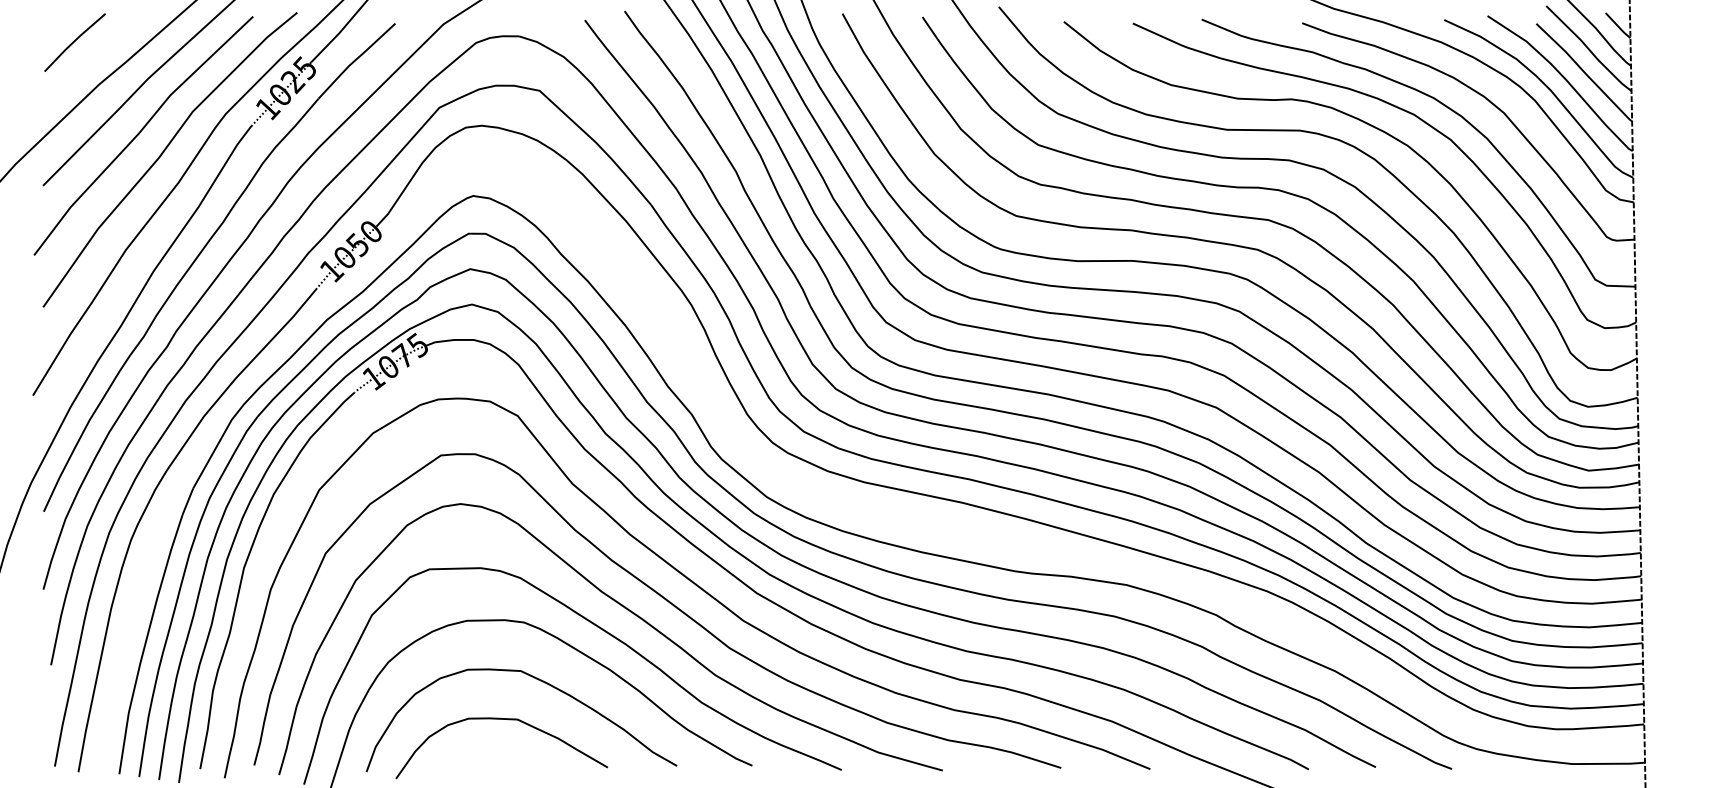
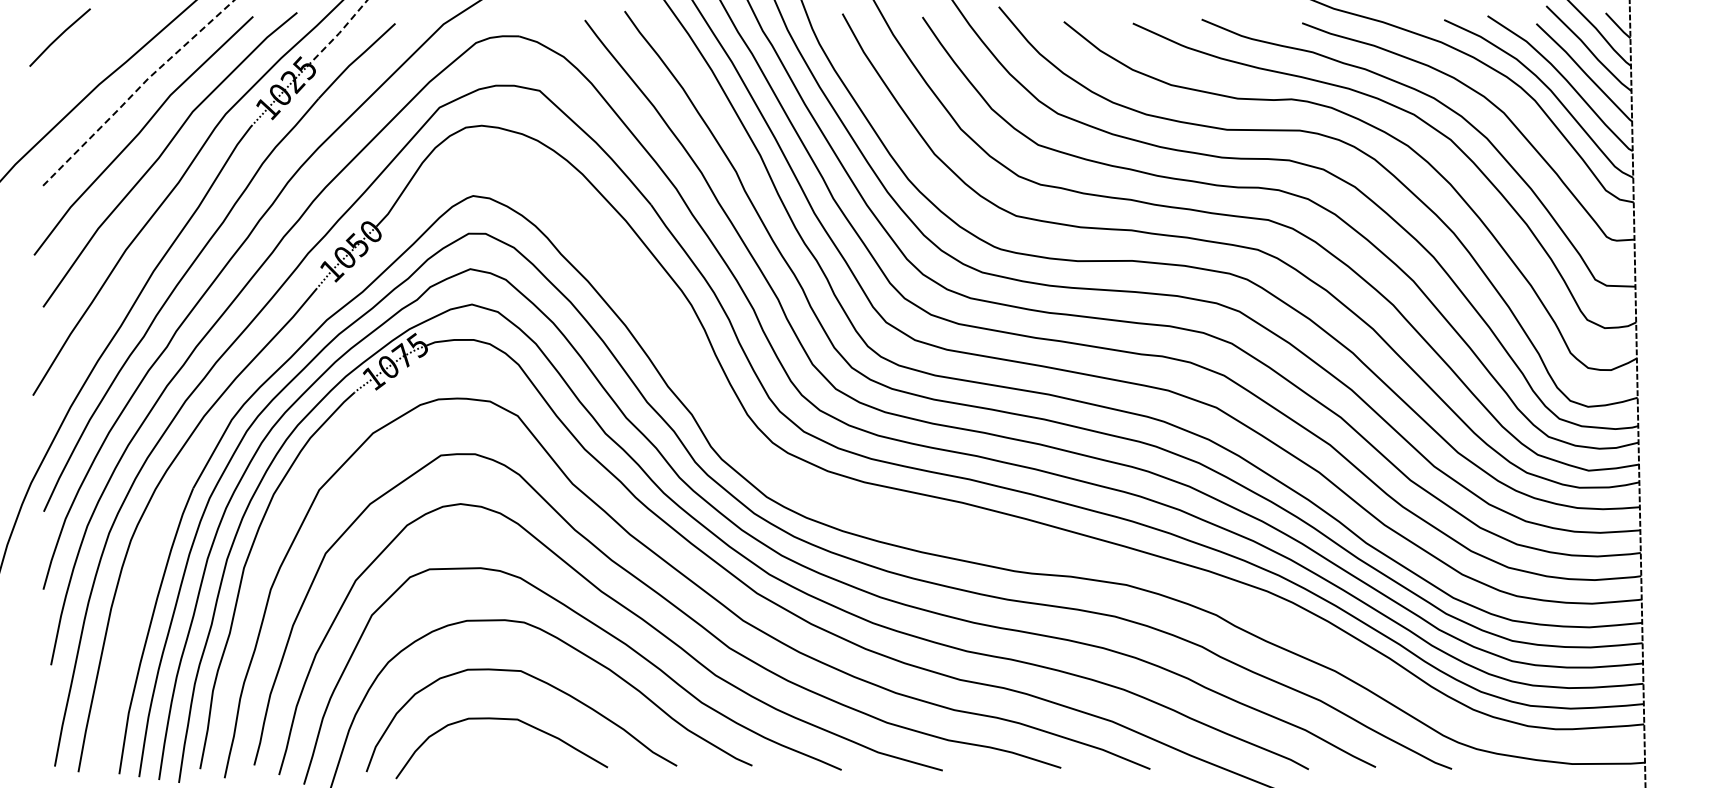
line: solid -> dashed (339, 33)
line position: (74, 42) -> (59, 37) (59, 37)
line: solid -> dashed (136, 91)
